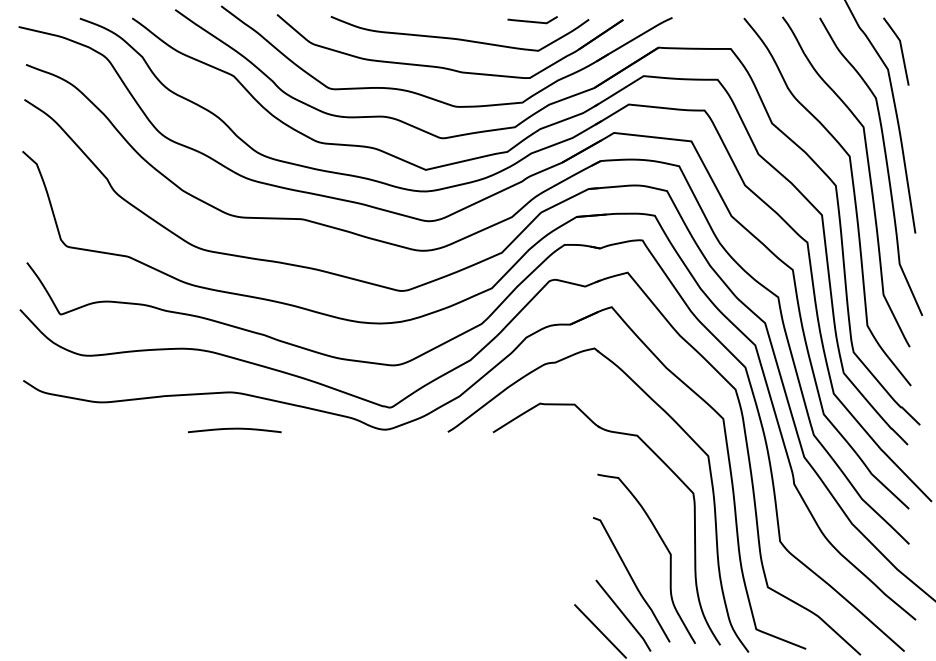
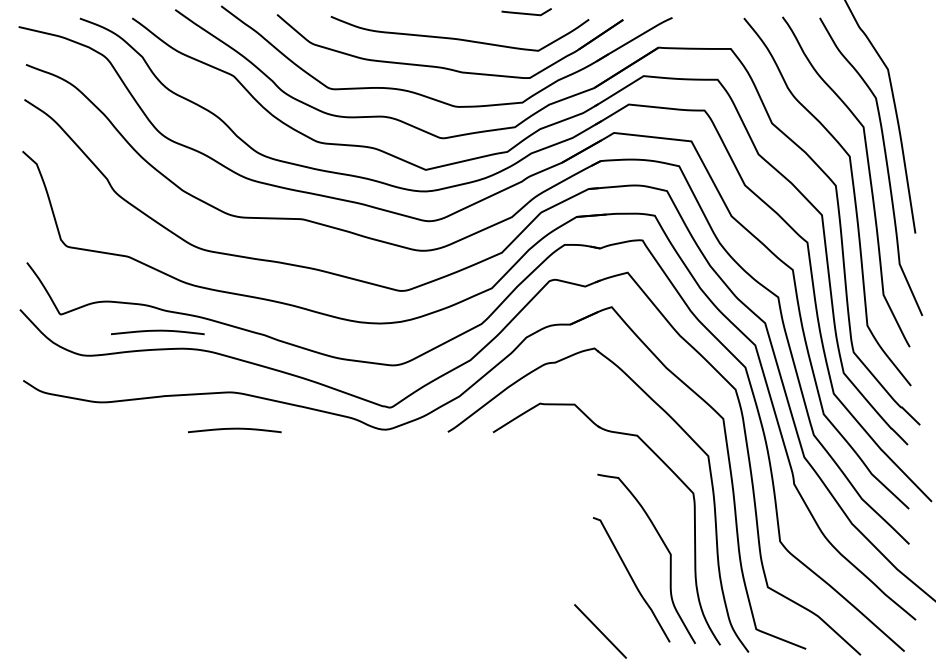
line position: (532, 21) -> (526, 13) (526, 13)
curve: present -> none (900, 49)
curve: none -> present (157, 331)
line: present -> none (623, 615)
